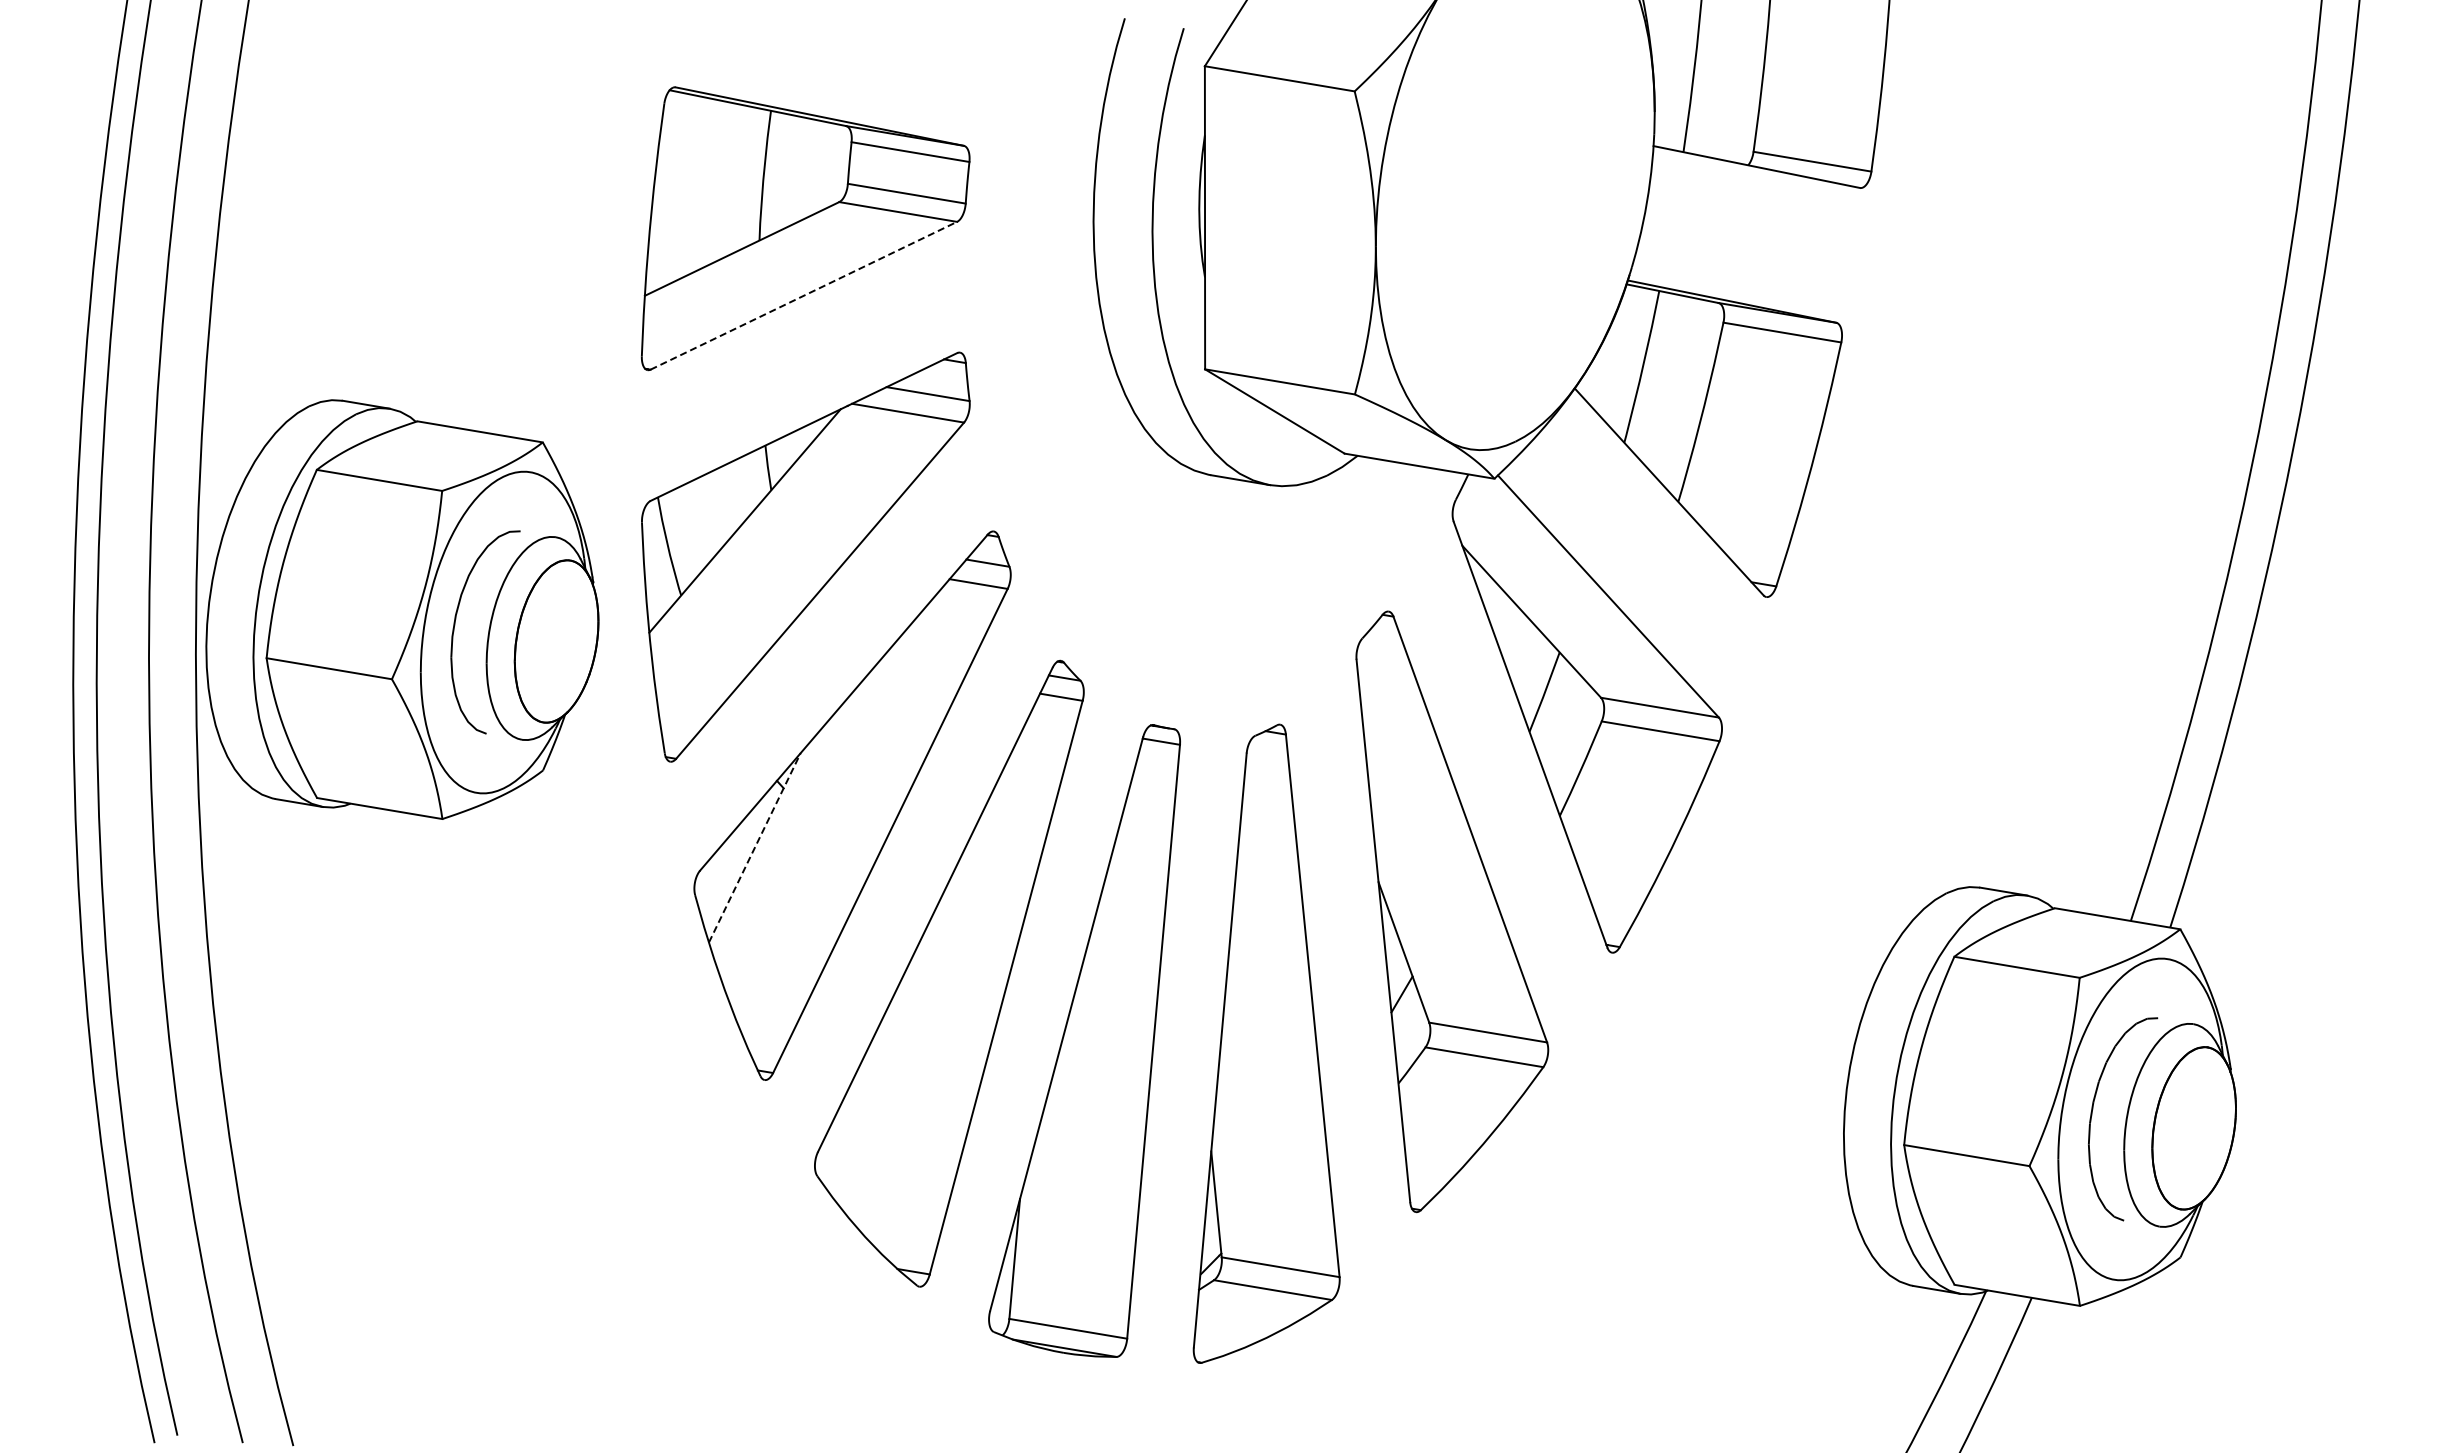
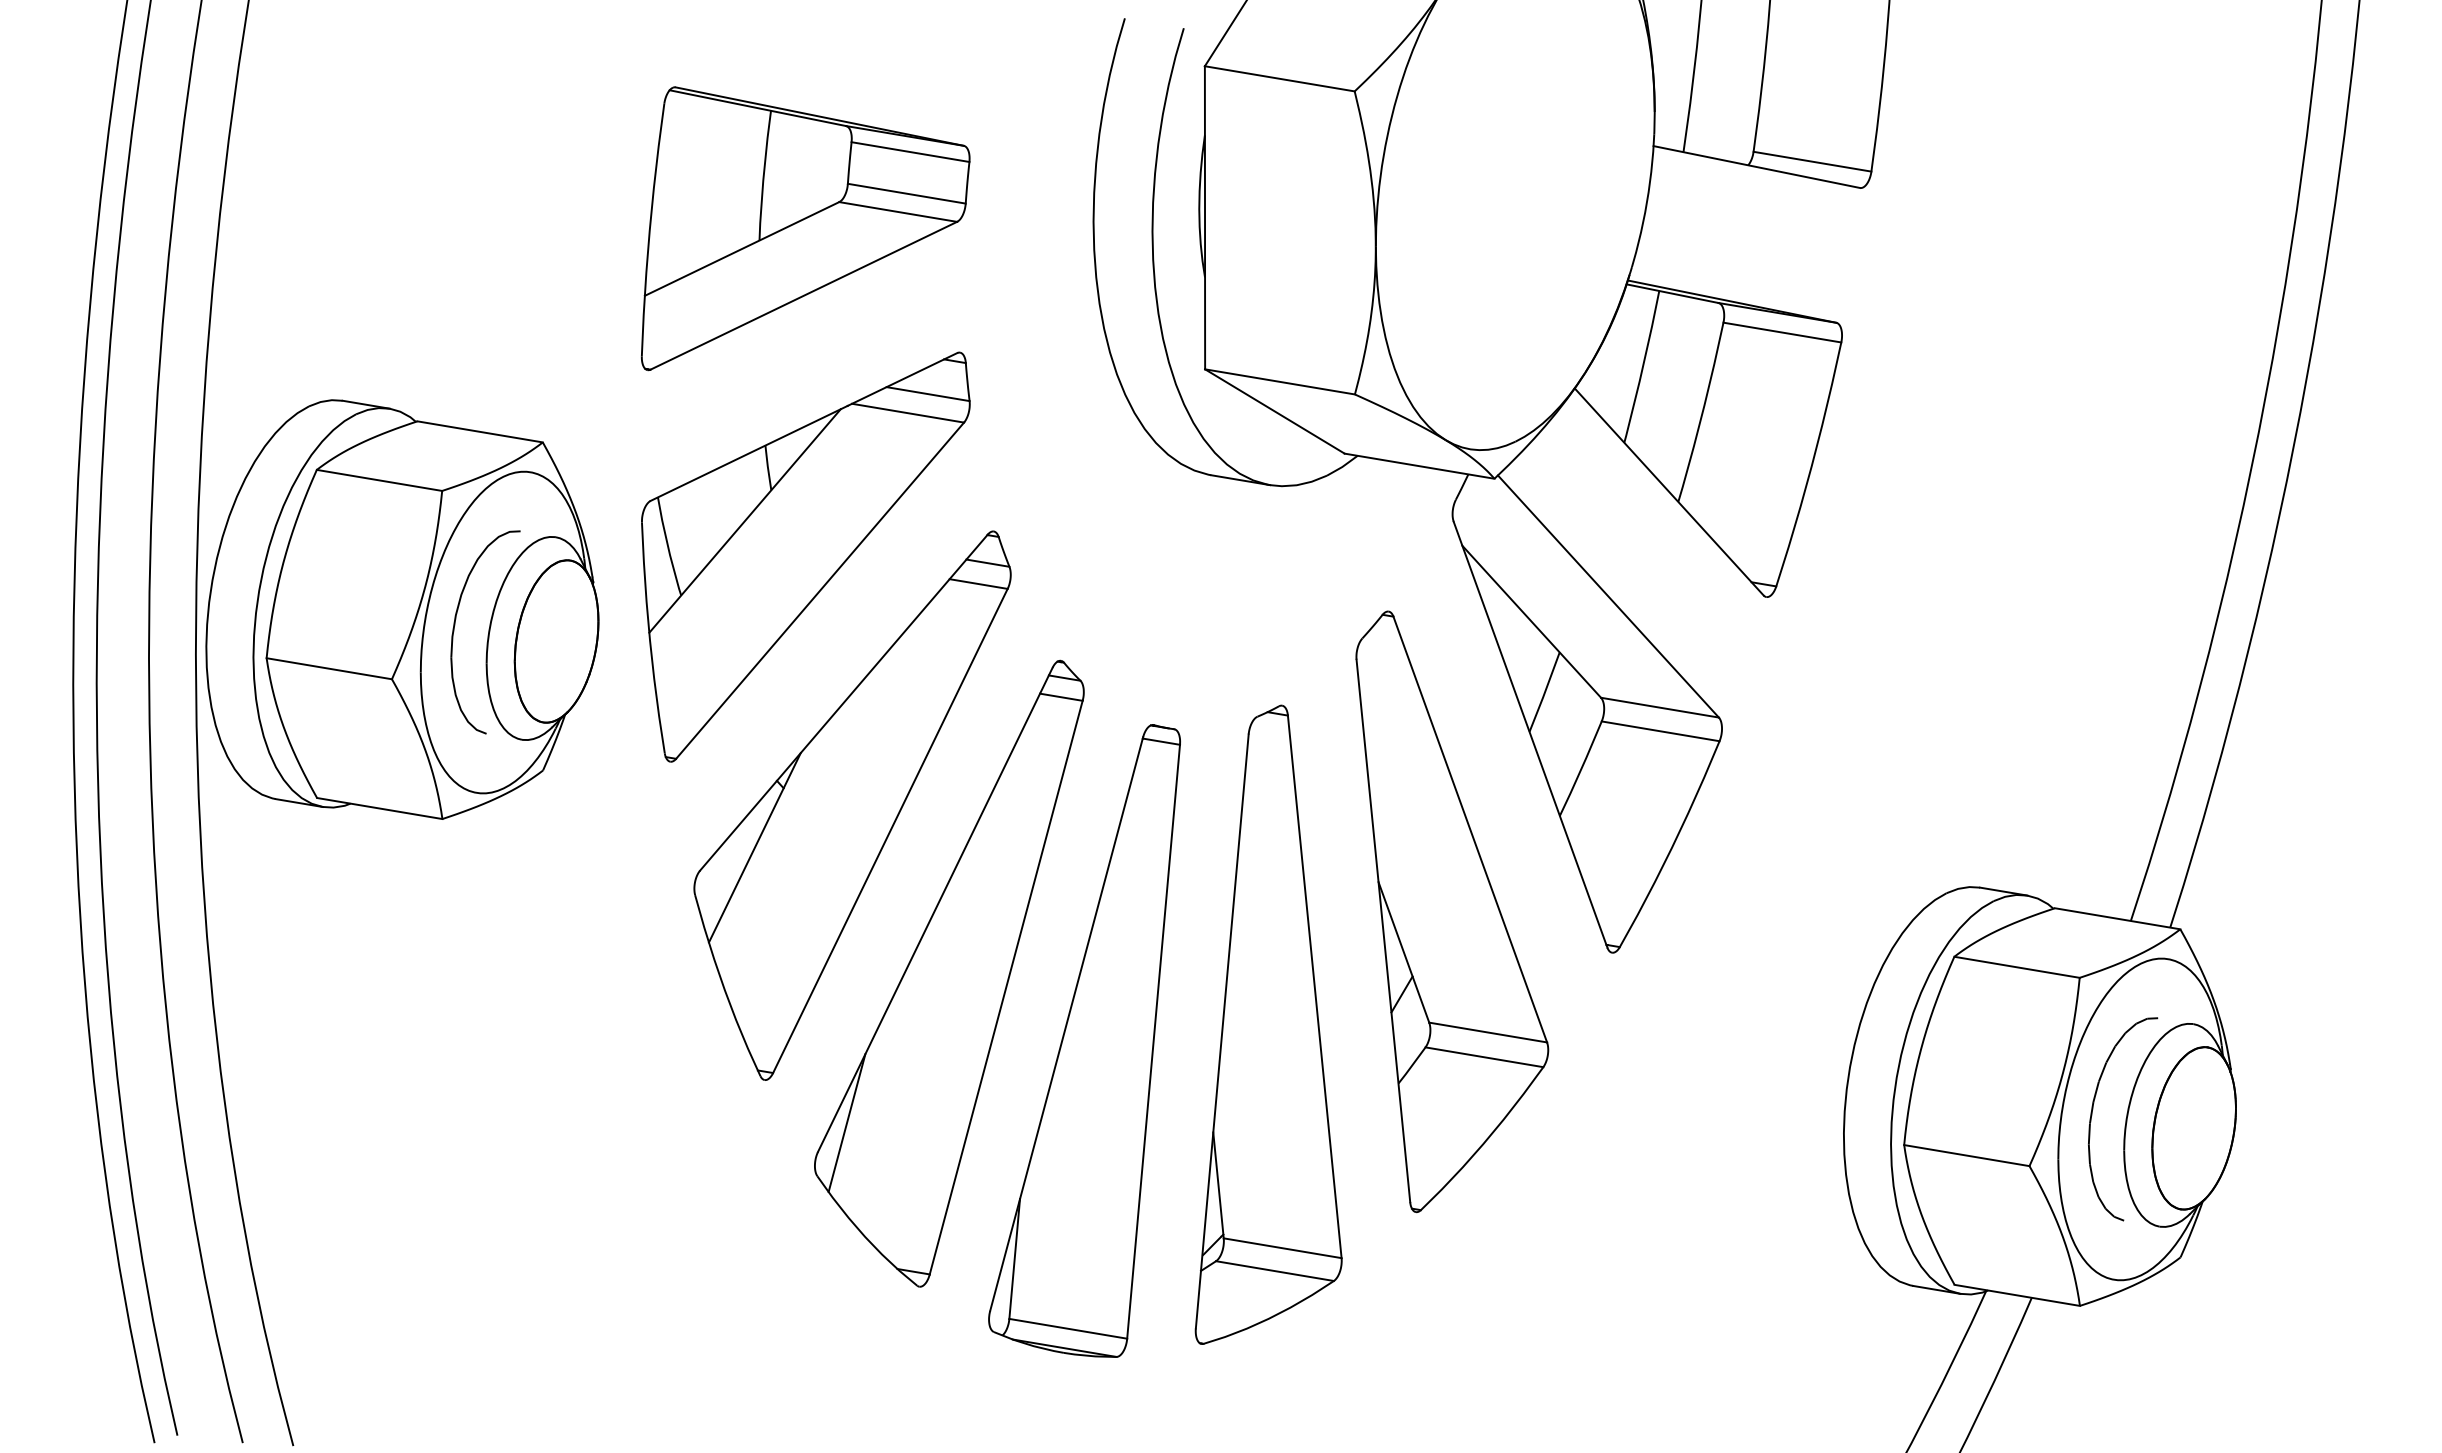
line: dashed -> solid (804, 295)
line: dashed -> solid (755, 847)
part position: (1266, 1043) -> (1268, 1024) (1268, 1024)
line: none -> present (846, 1122)
